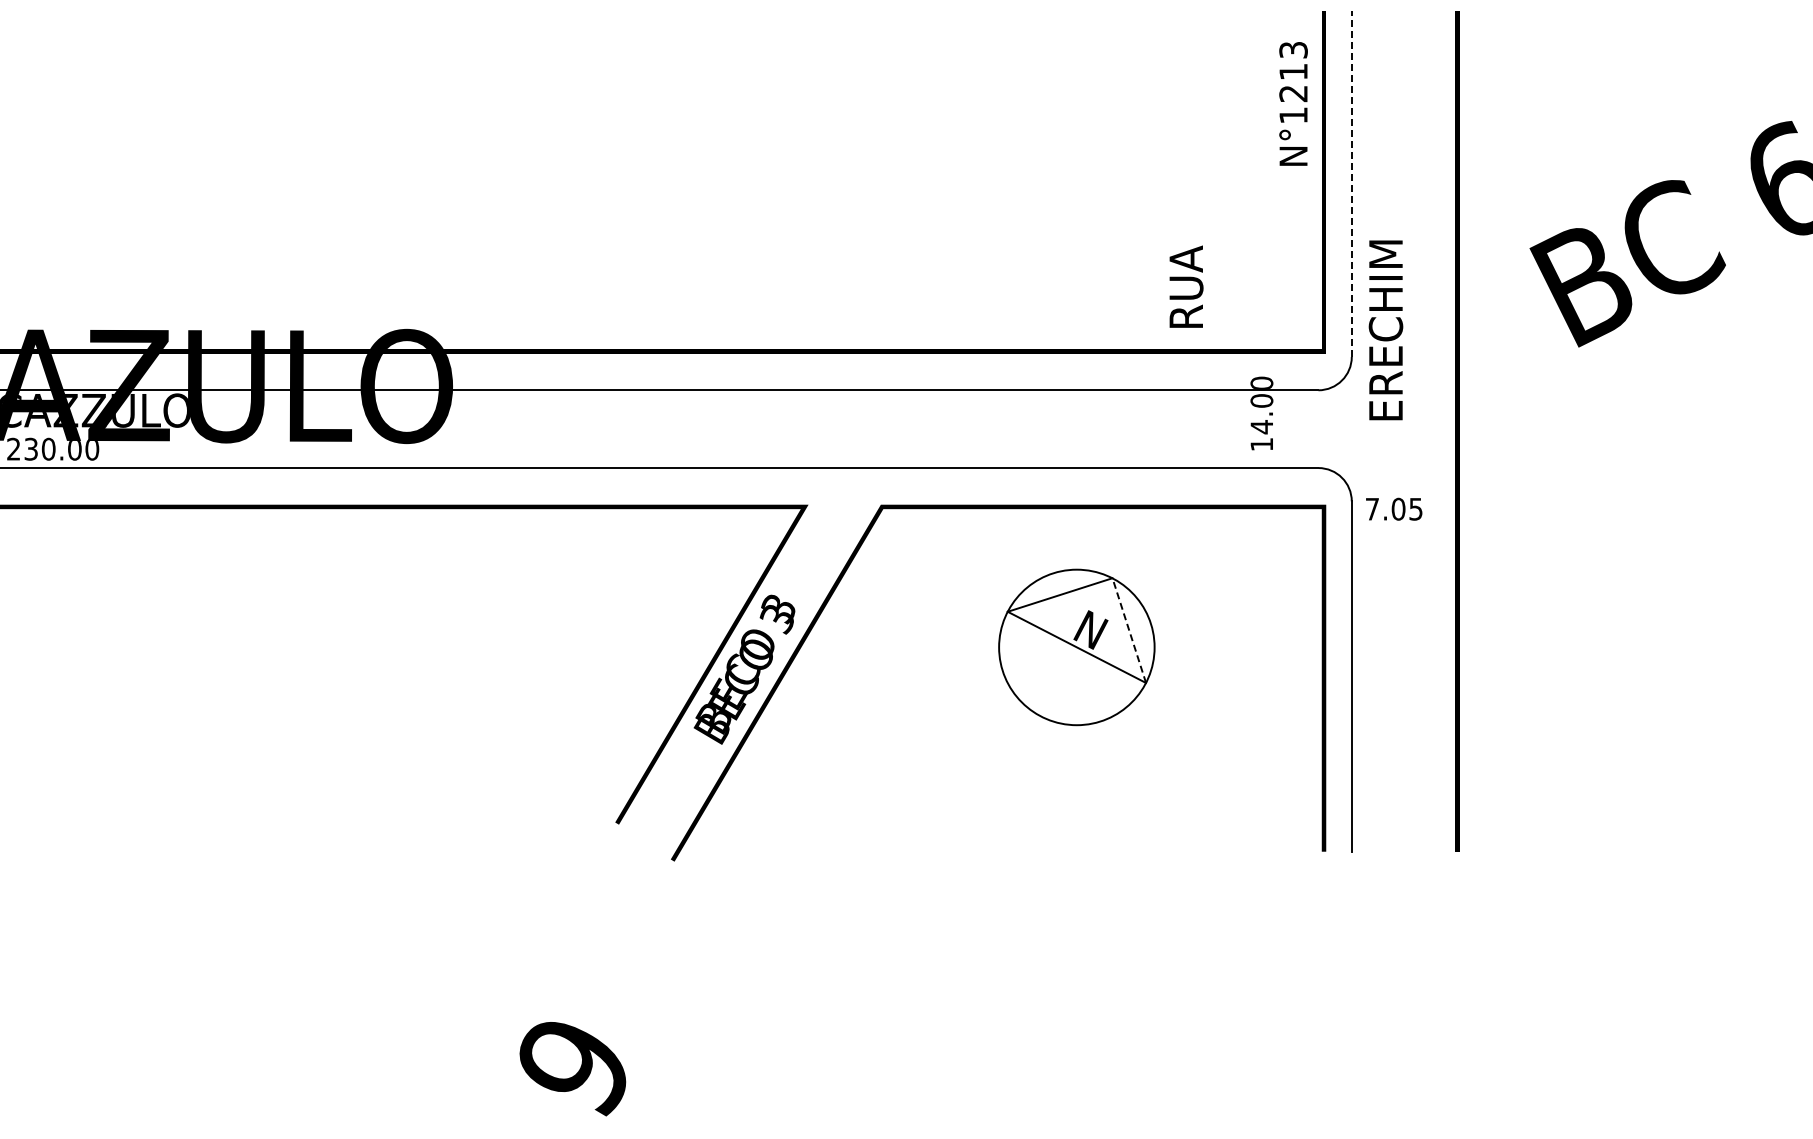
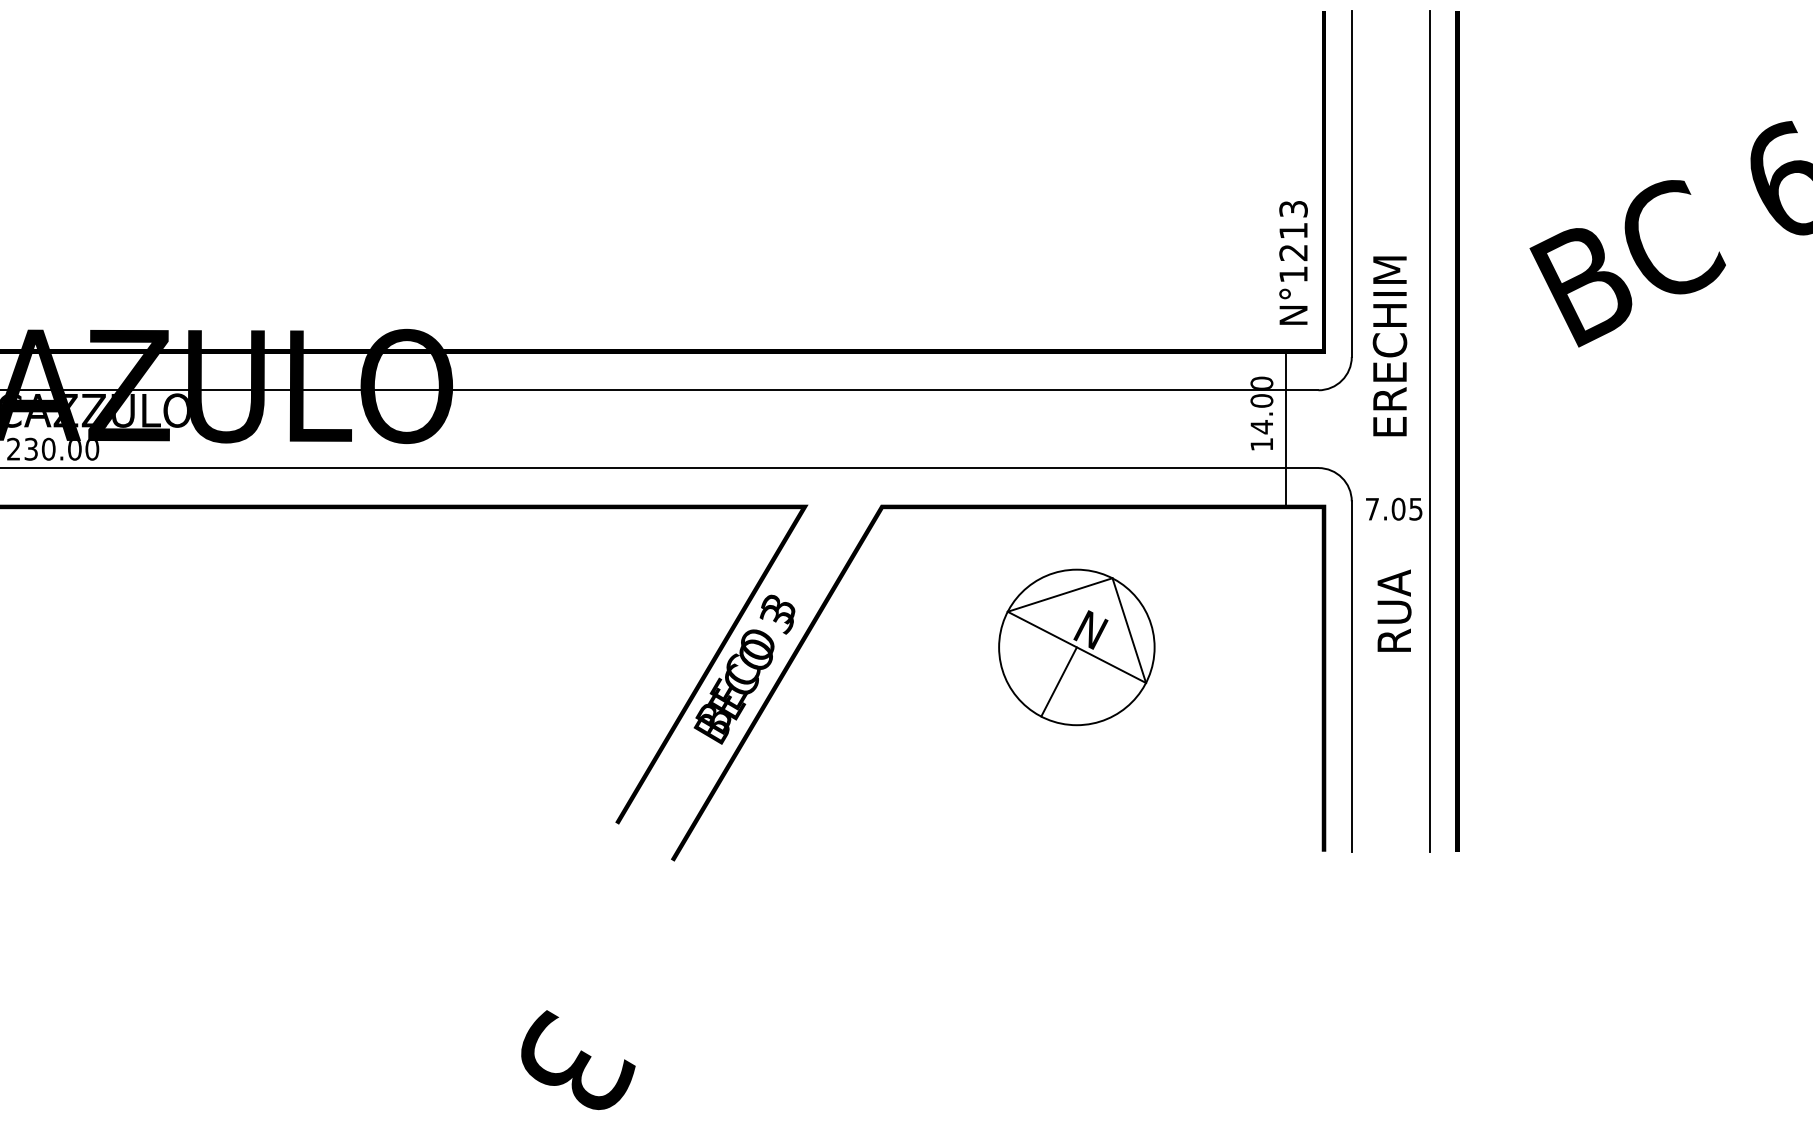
text position: (1293, 103) -> (1293, 262) (1293, 262)
line: dashed -> solid (1351, 184)
text position: (1186, 286) -> (1394, 610) (1394, 610)
text position: (1385, 330) -> (1389, 346) (1389, 346)
line: none -> present (1285, 428)
line: none -> present (1429, 431)
line: dashed -> solid (1129, 630)
line: none -> present (1058, 681)
text: 6 -> 3 (577, 1063)
